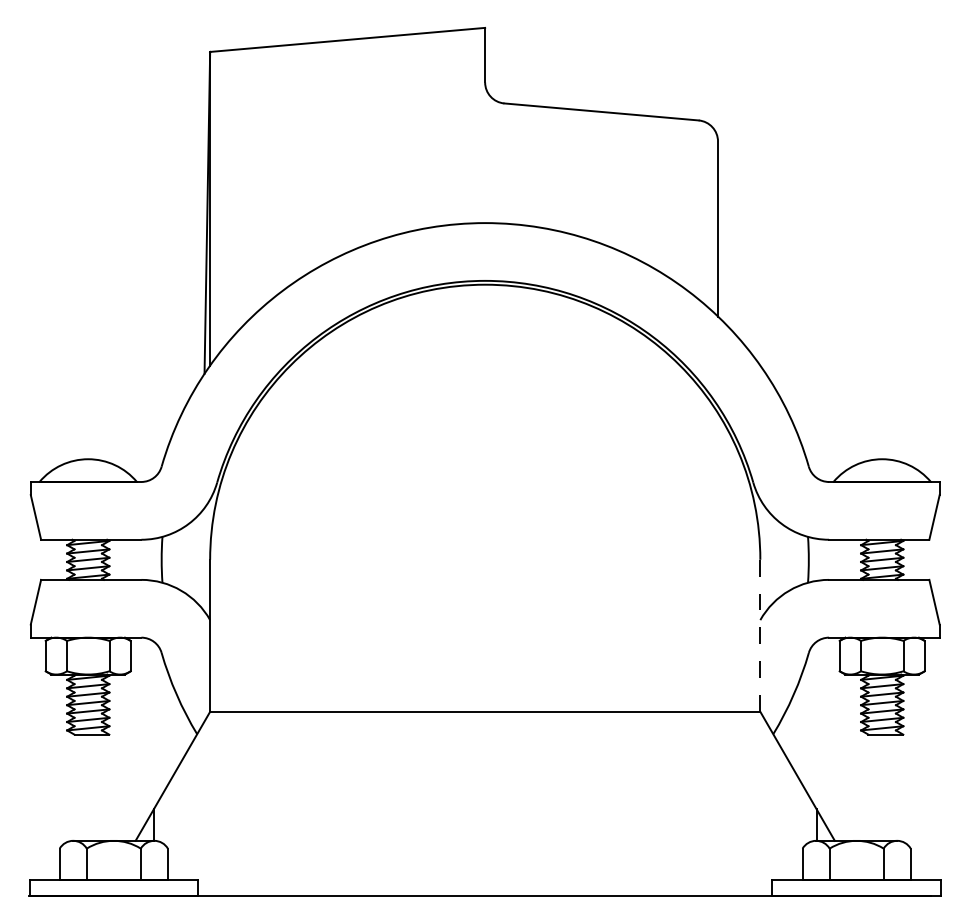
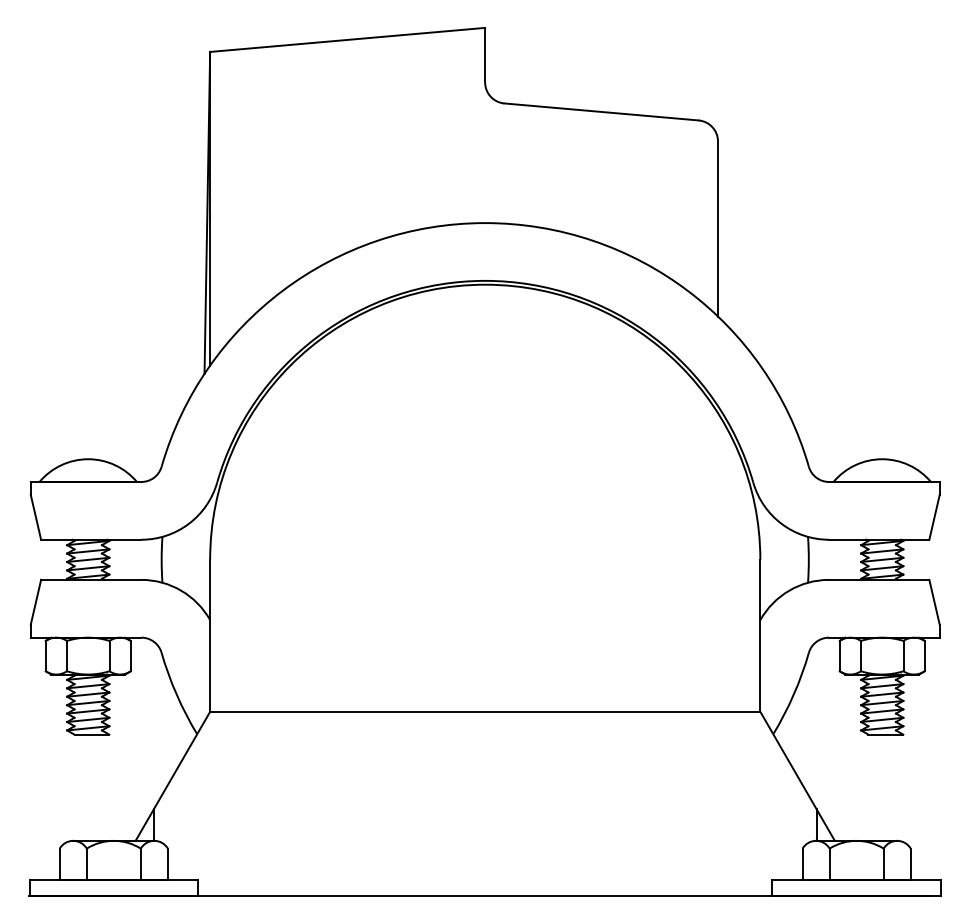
line: dashed -> solid (760, 635)
